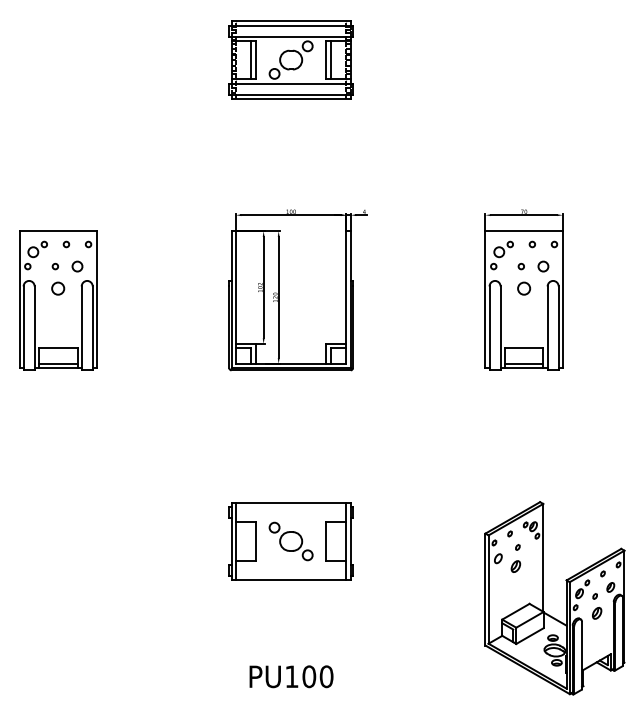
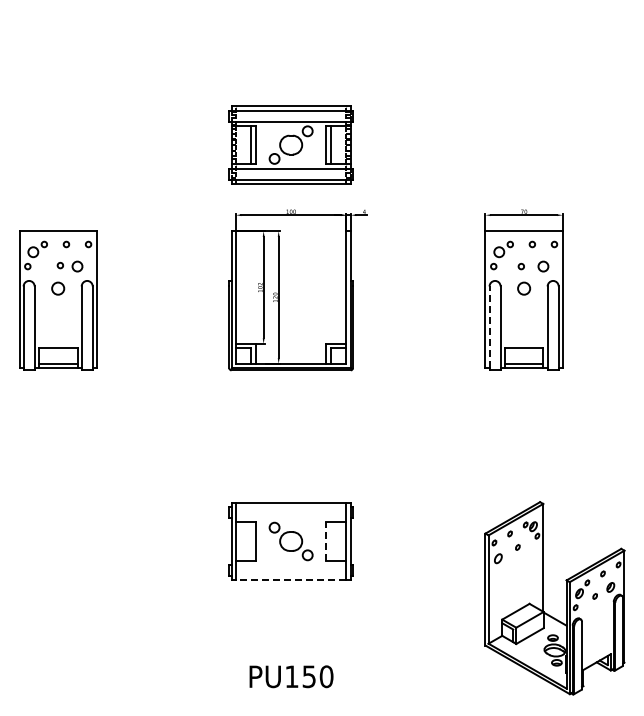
part position: (290, 59) -> (290, 144) (290, 144)
circle position: (55, 266) -> (60, 265) (60, 265)
line: solid -> dashed (489, 327)
line: solid -> dashed (326, 541)
part: present -> none (515, 566)
line: solid -> dashed (290, 580)
part: present -> none (597, 613)
text: PU100 -> PU150 (309, 676)
